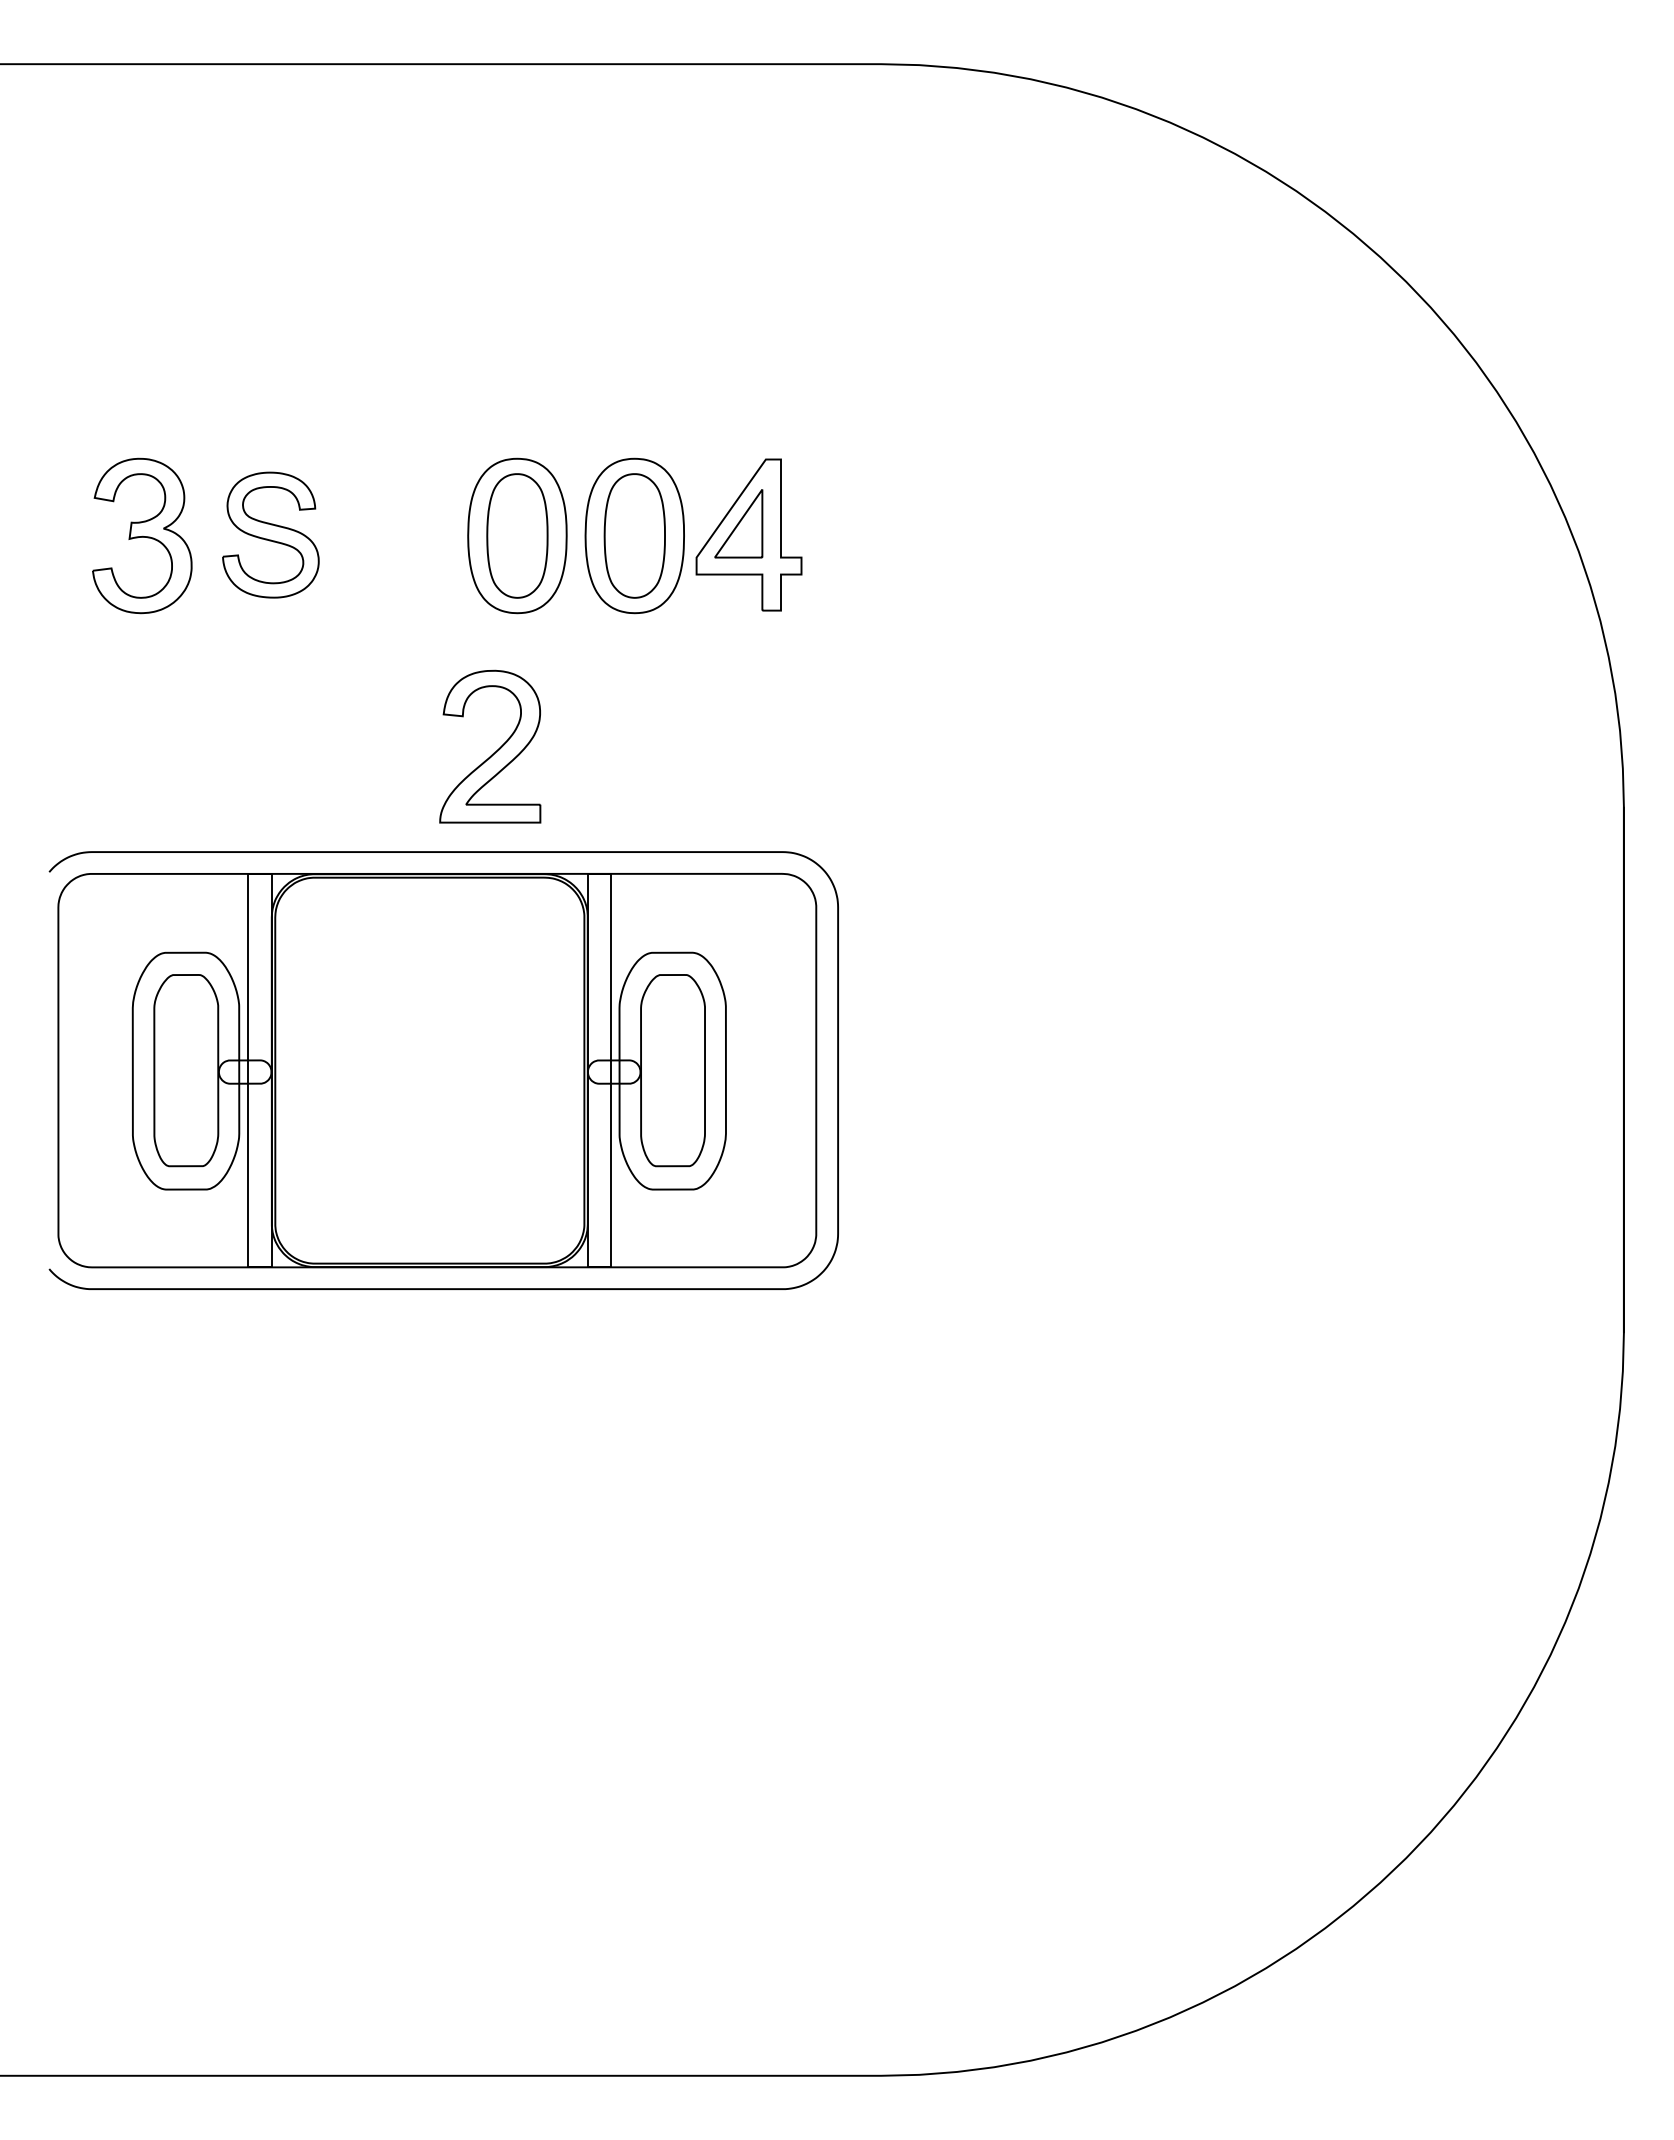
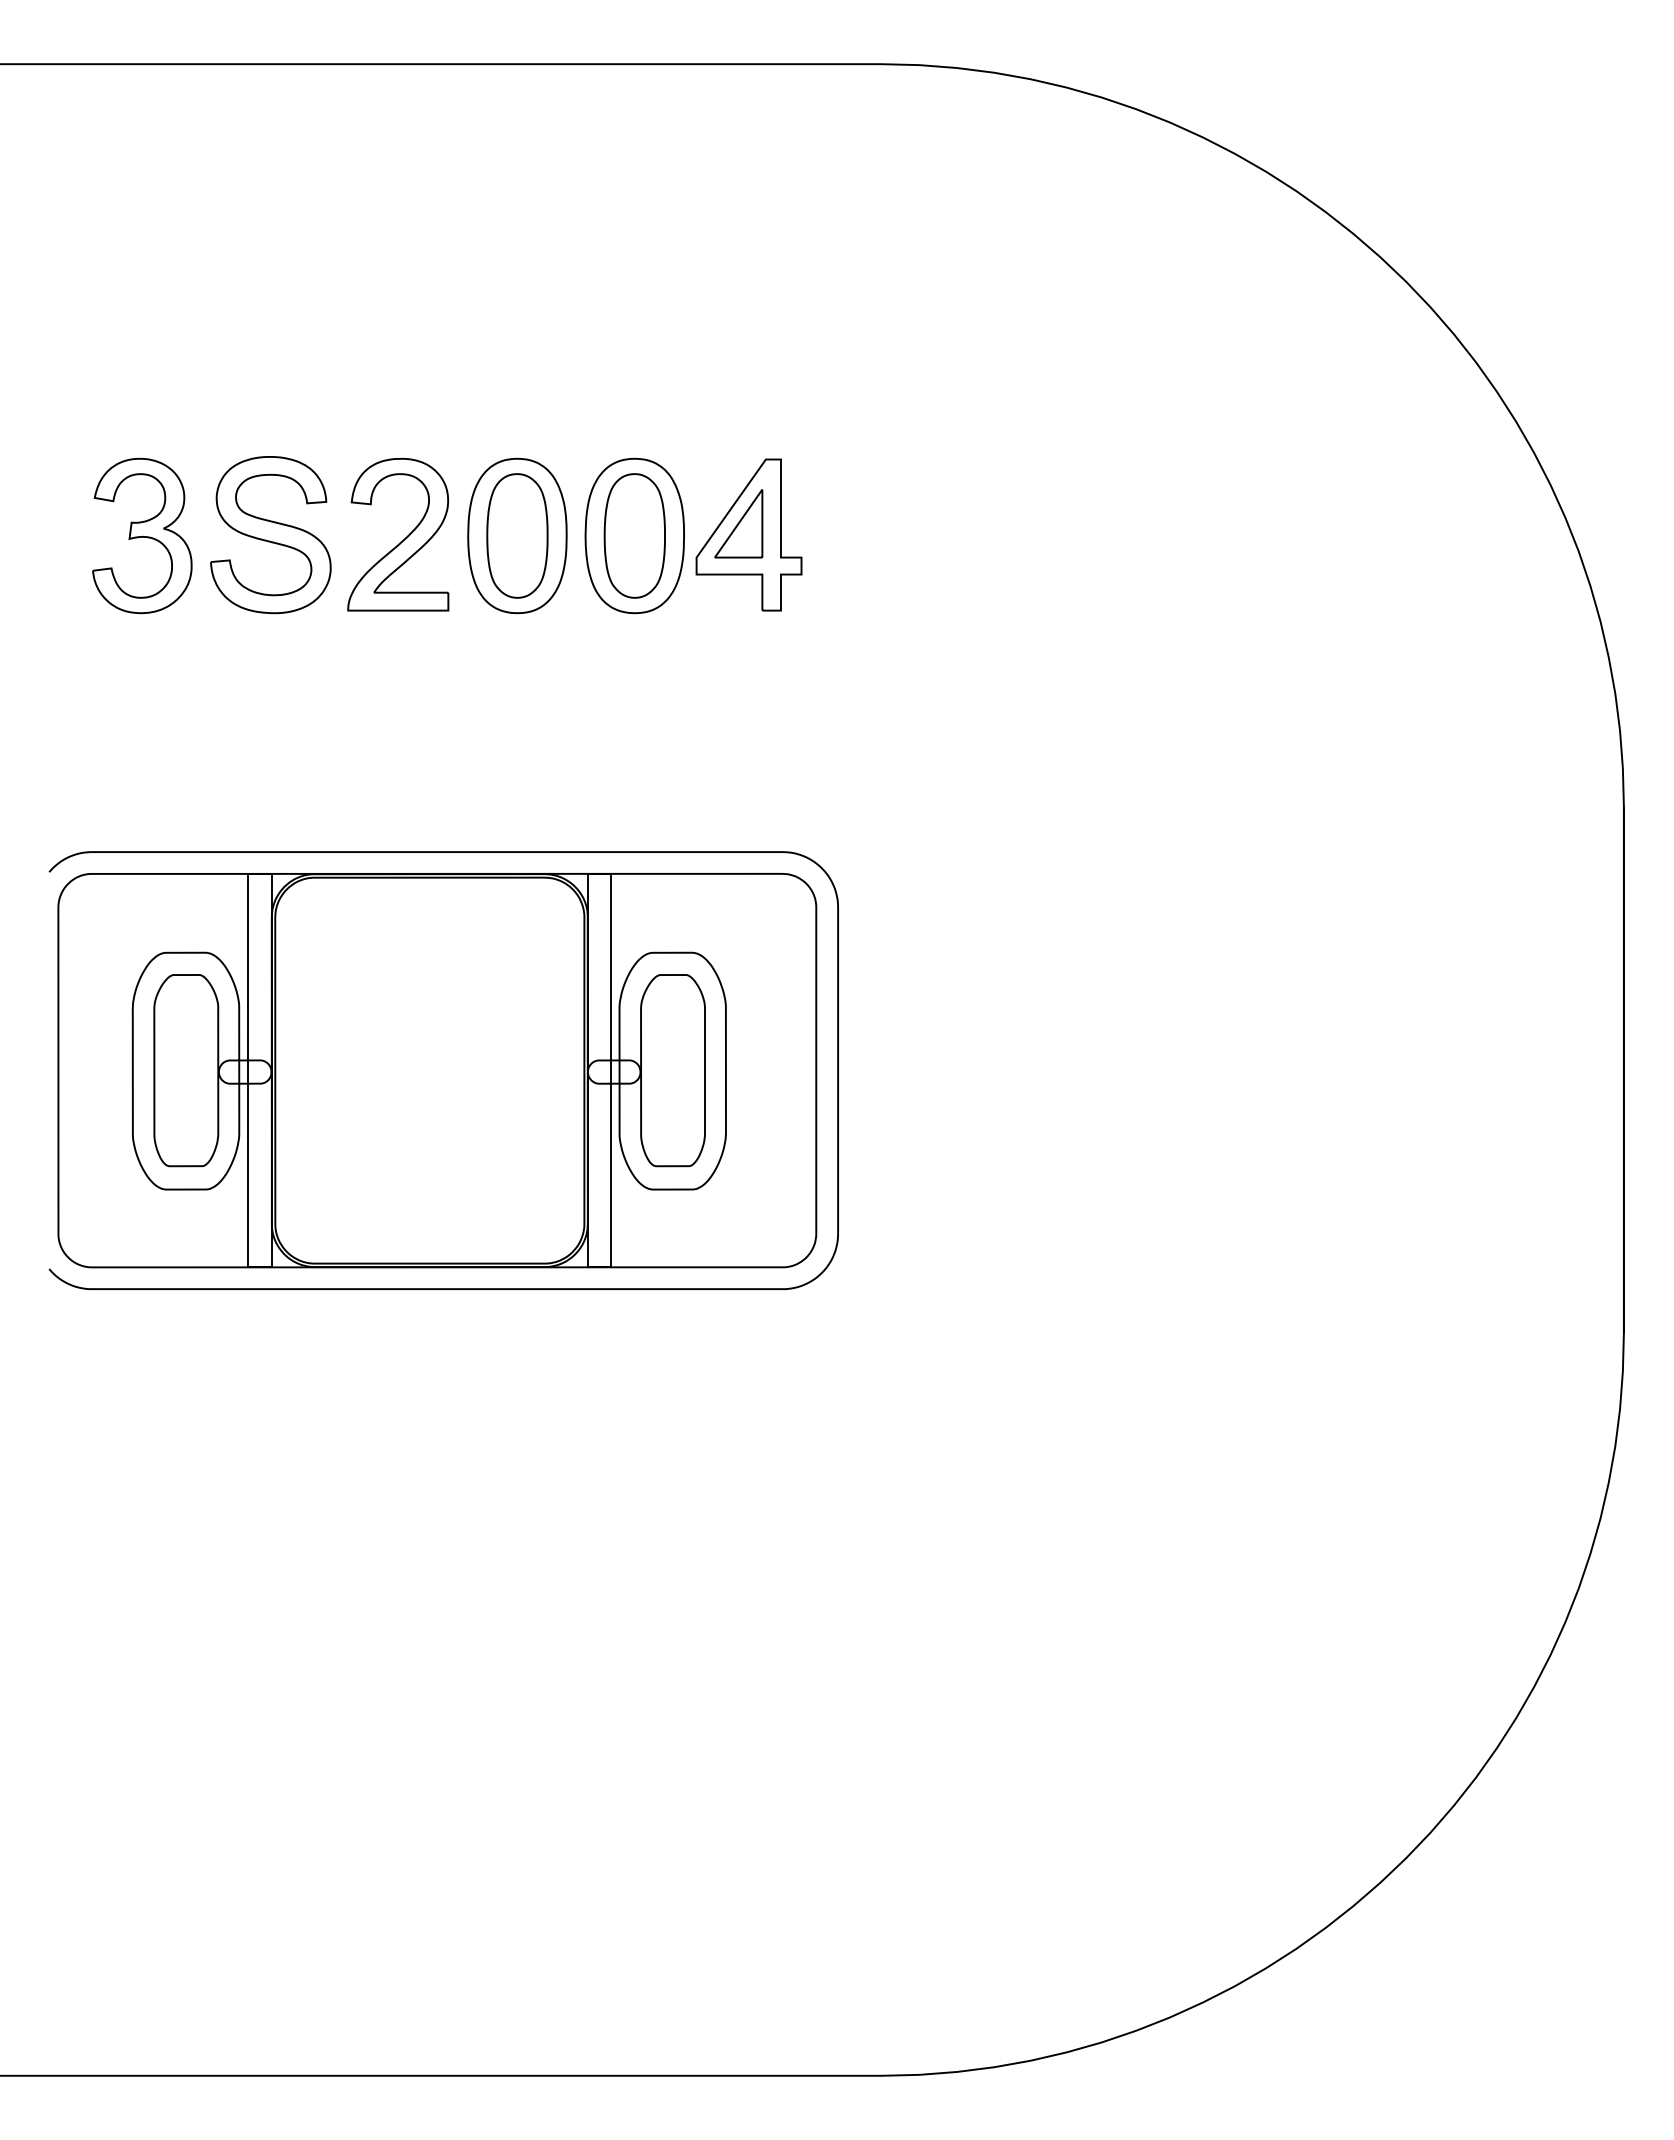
part size: 98x128 px -> 122x159 px (270, 535)
part position: (495, 751) -> (403, 539) (403, 539)
